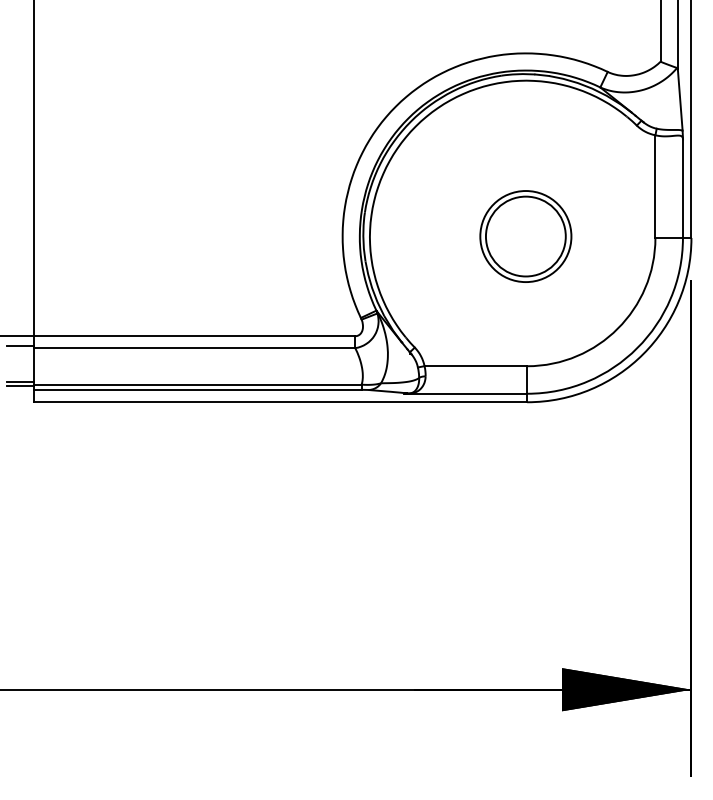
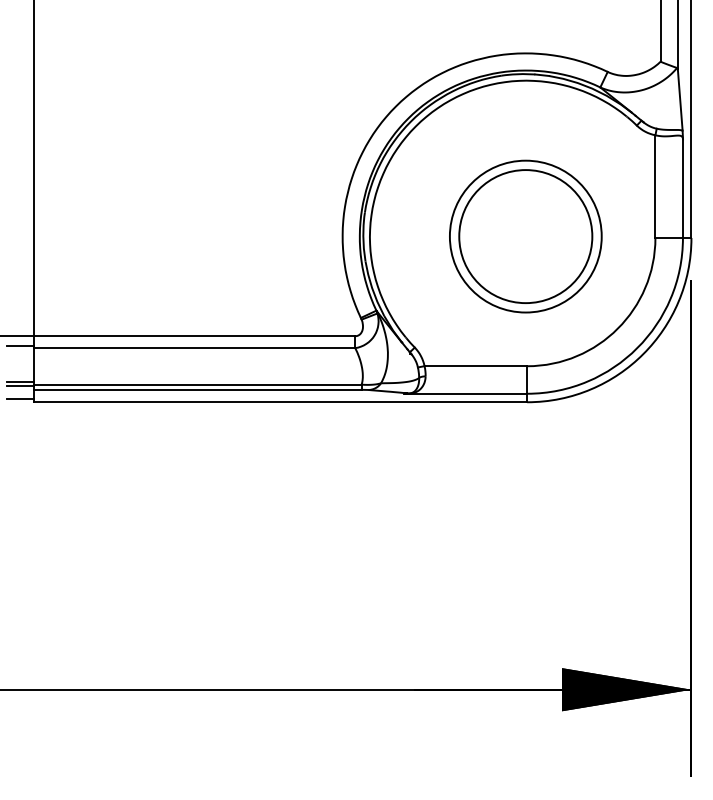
part size: 94x93 px -> 154x155 px (525, 236)
line: none -> present (20, 398)
